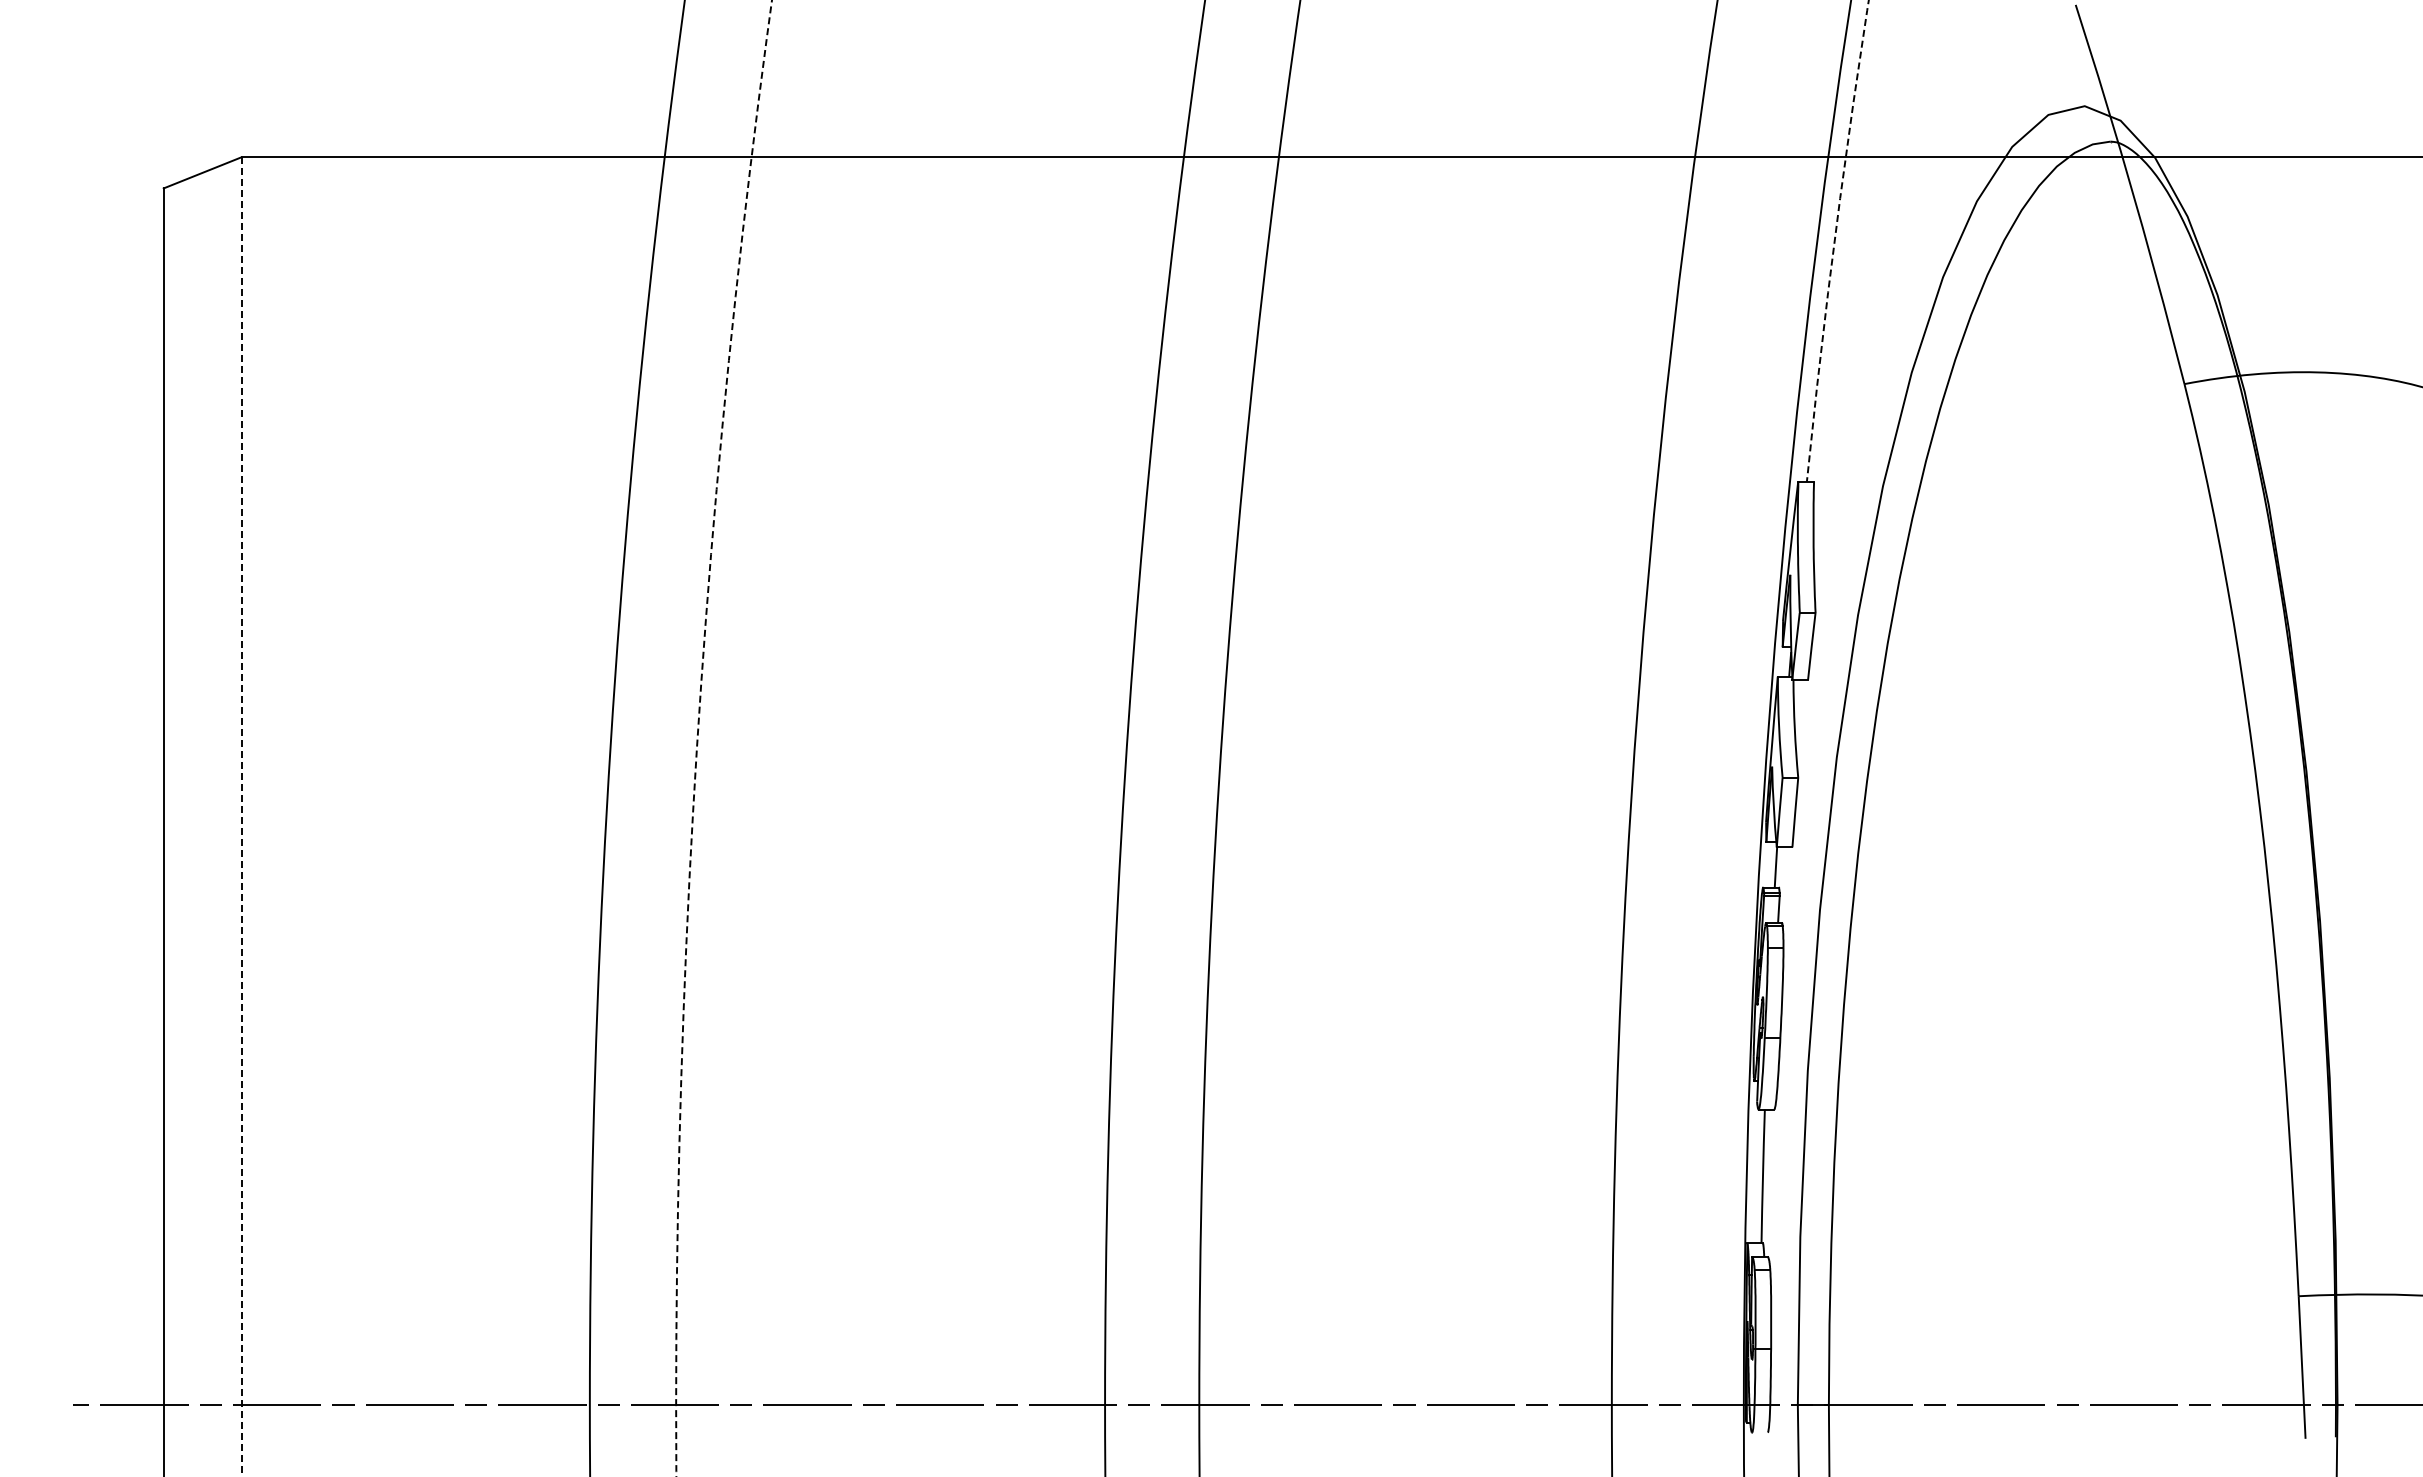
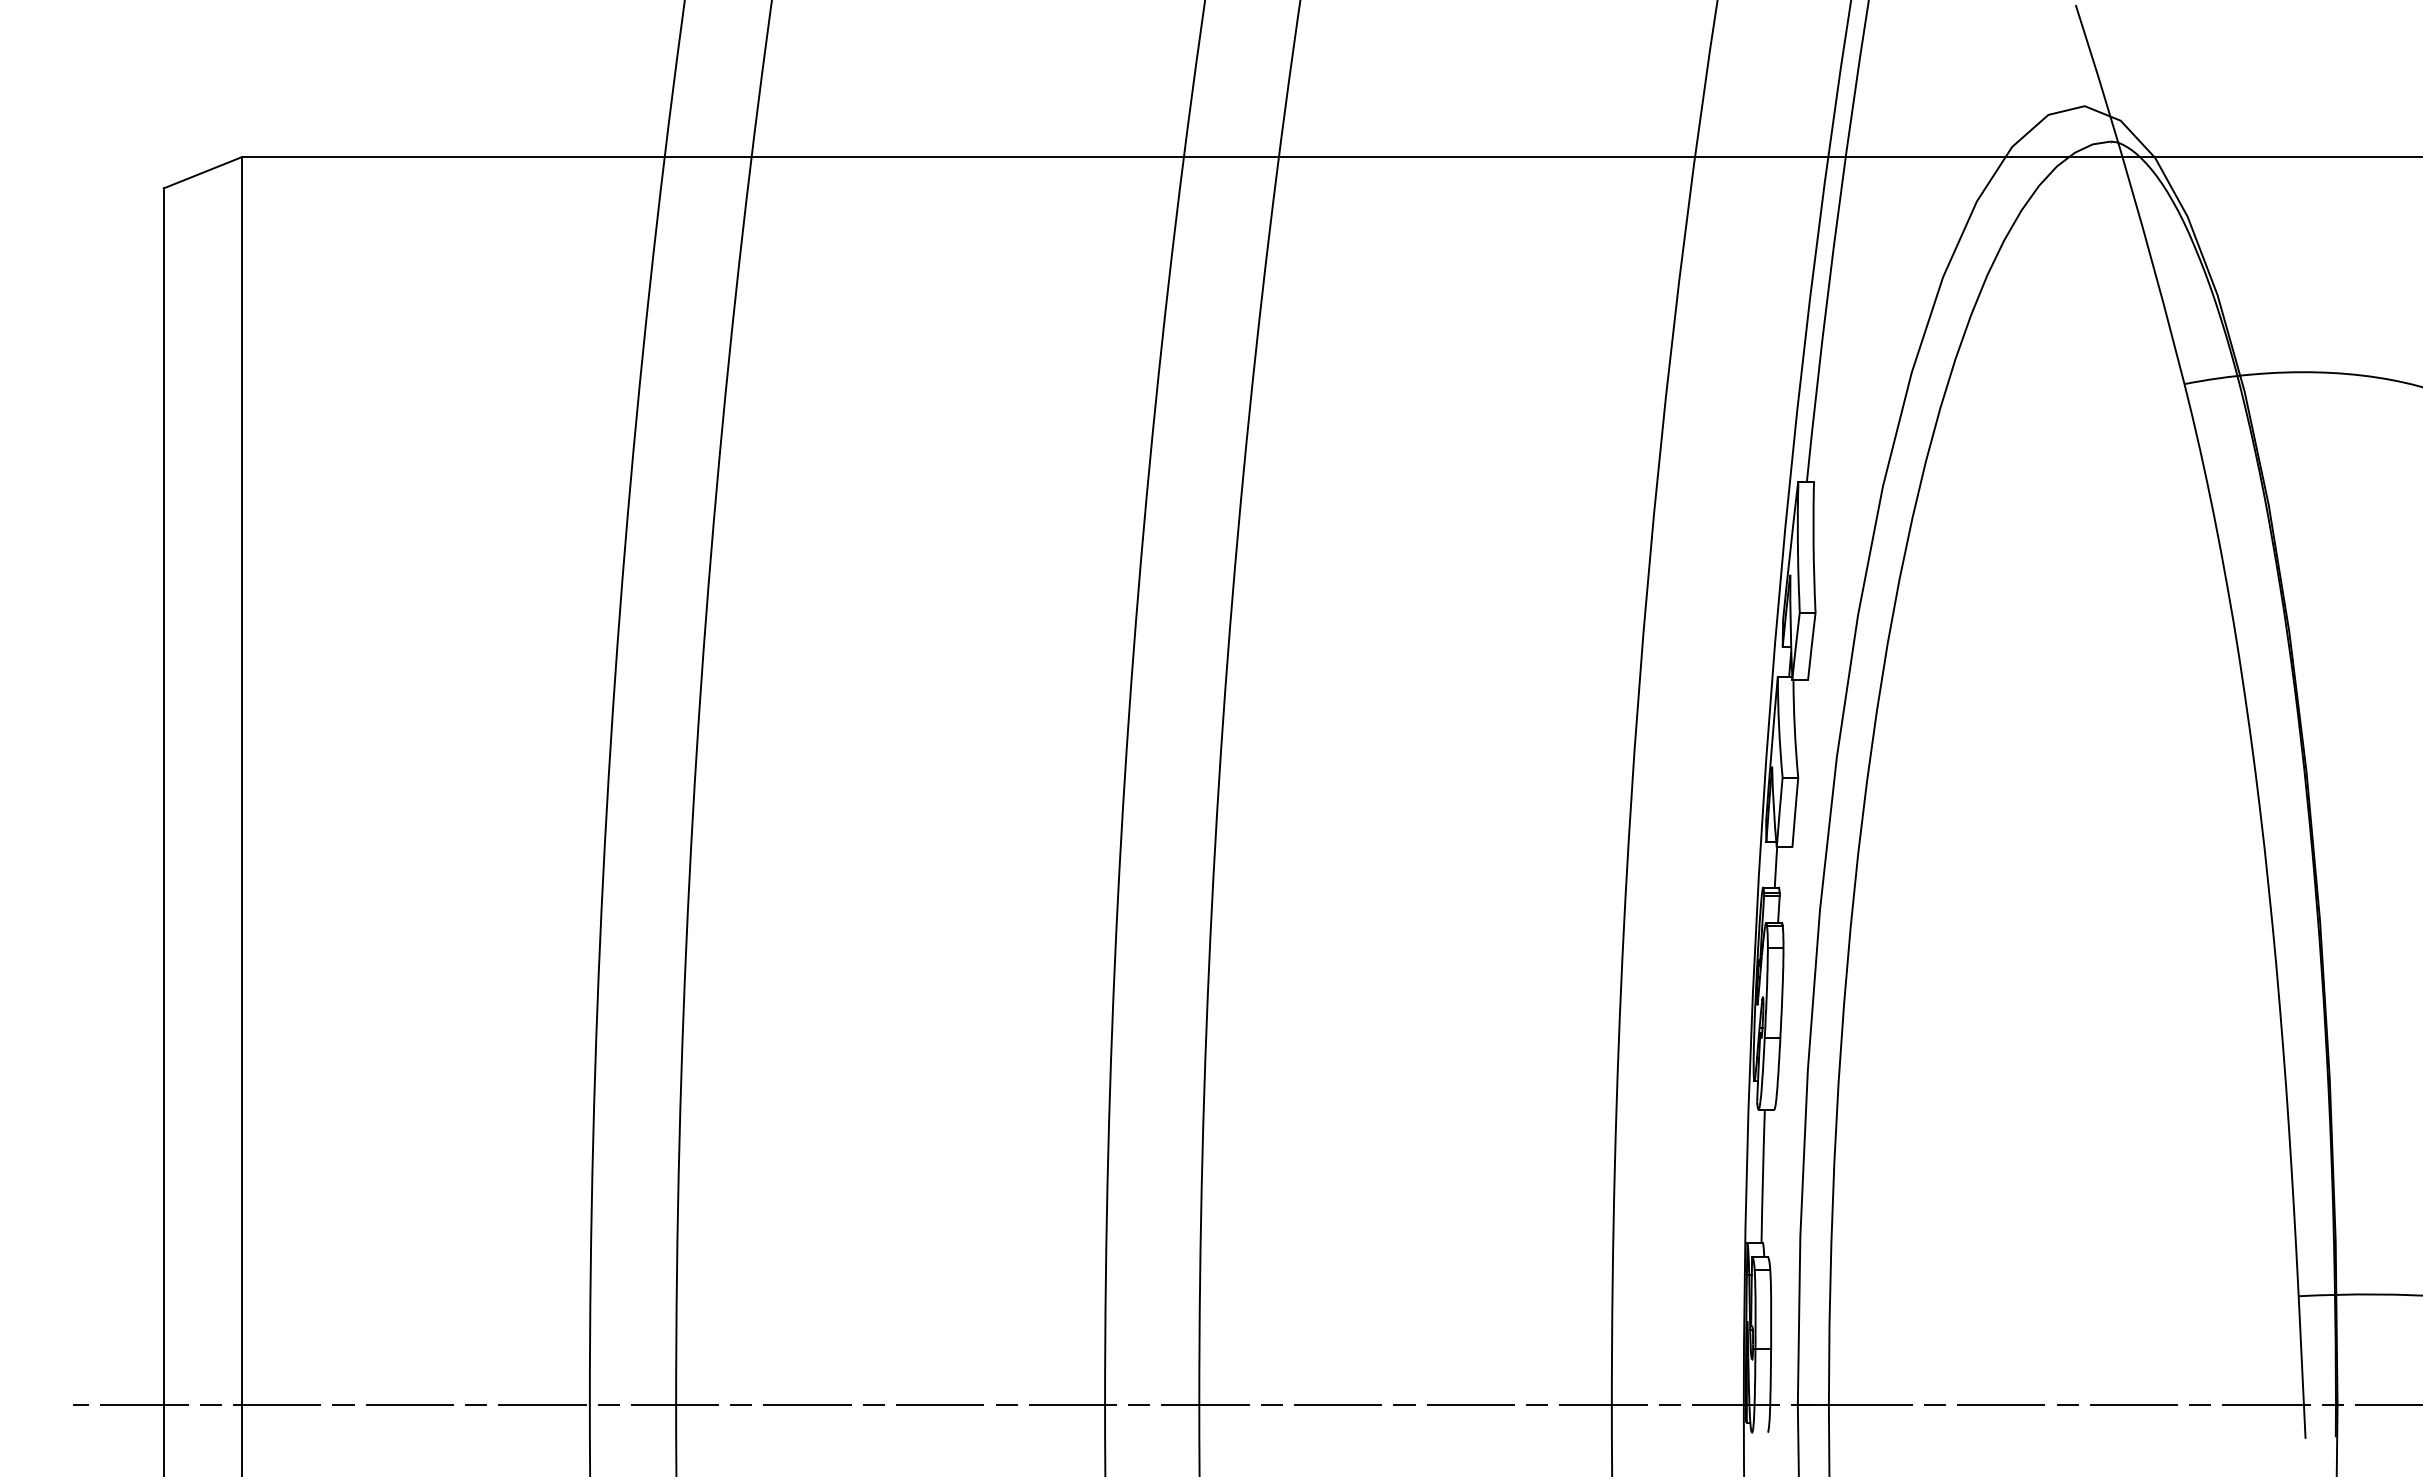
arc: dashed -> solid (1834, 240)
circle: dashed -> solid (723, 738)
line: dashed -> solid (241, 817)
